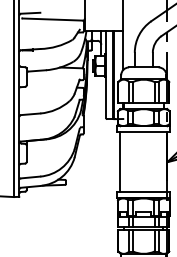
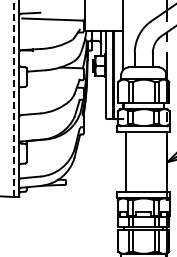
line: solid -> dashed (14, 98)
line position: (120, 162) -> (126, 162) (126, 162)
